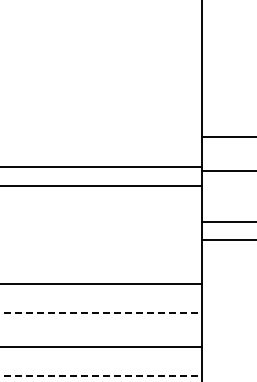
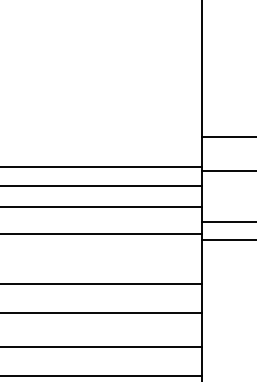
line: none -> present (101, 206)
line: none -> present (101, 233)
line: dashed -> solid (101, 312)
line: dashed -> solid (101, 375)
